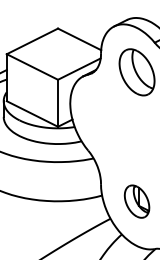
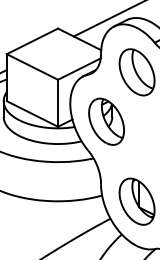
line: none -> present (107, 19)
part: none -> present (106, 121)
part size: 28x35 px -> 38x49 px (136, 201)
